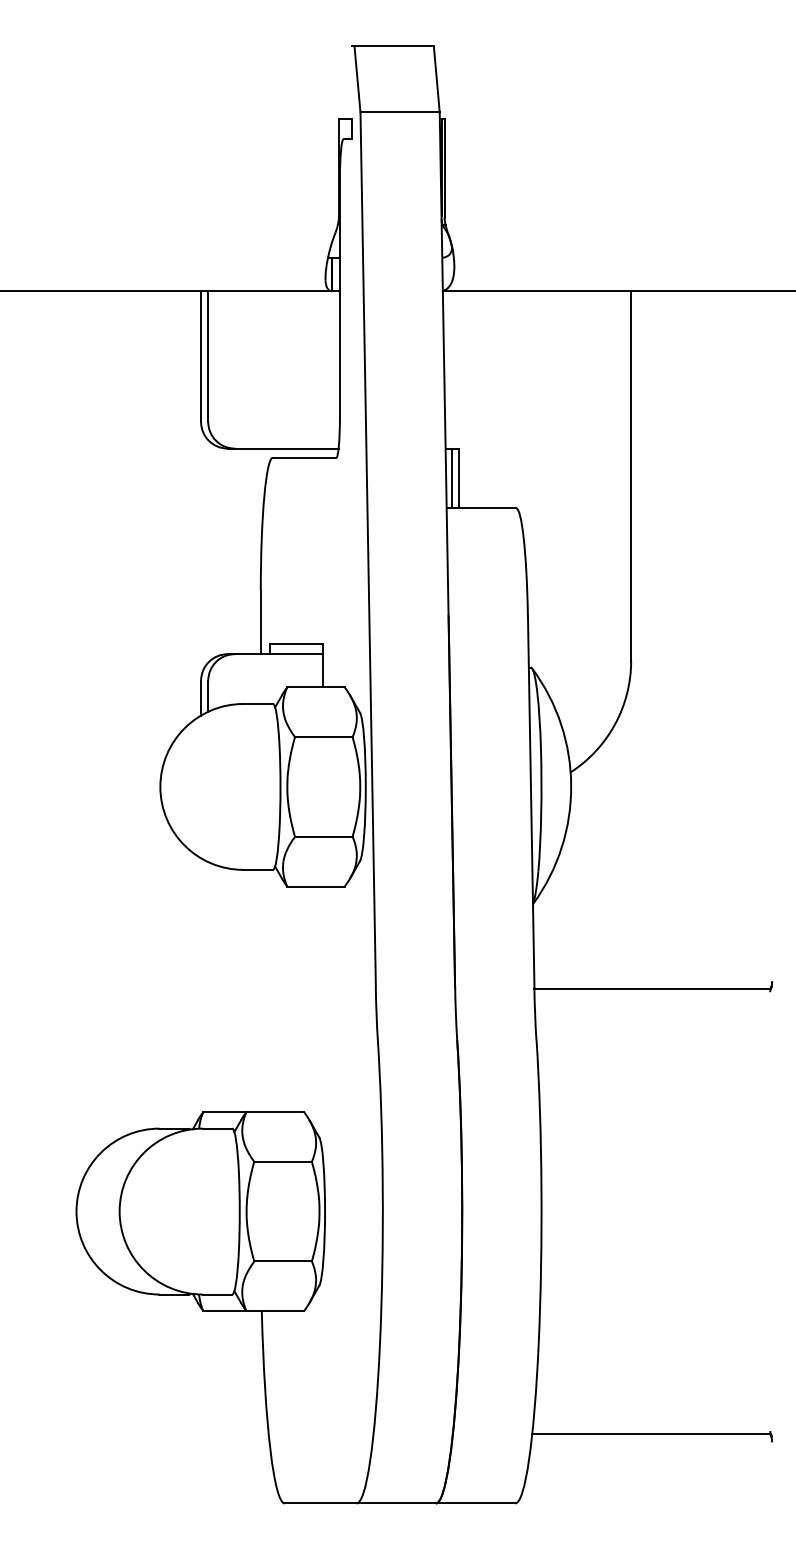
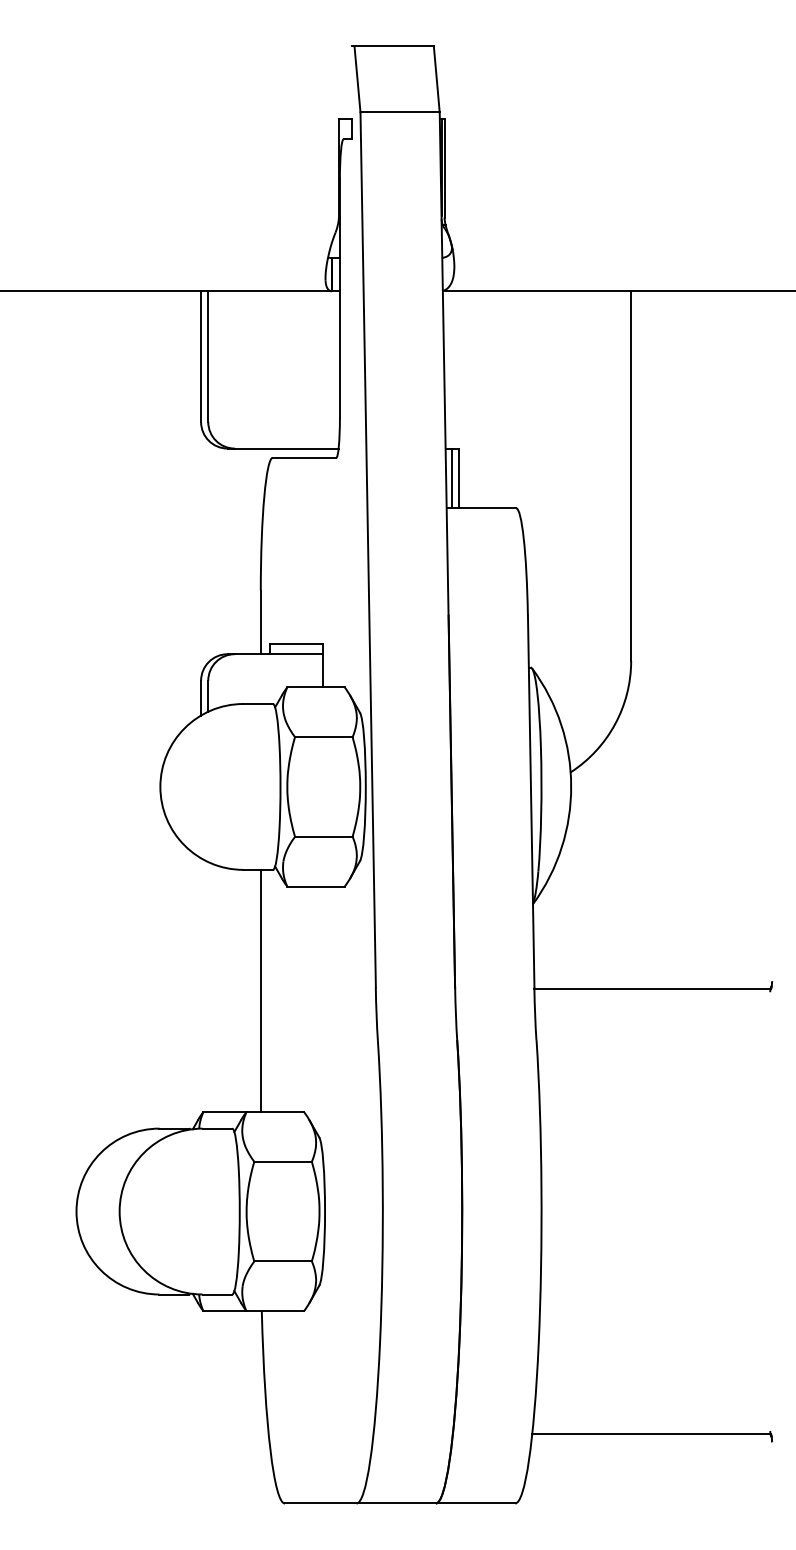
line: none -> present (260, 990)
